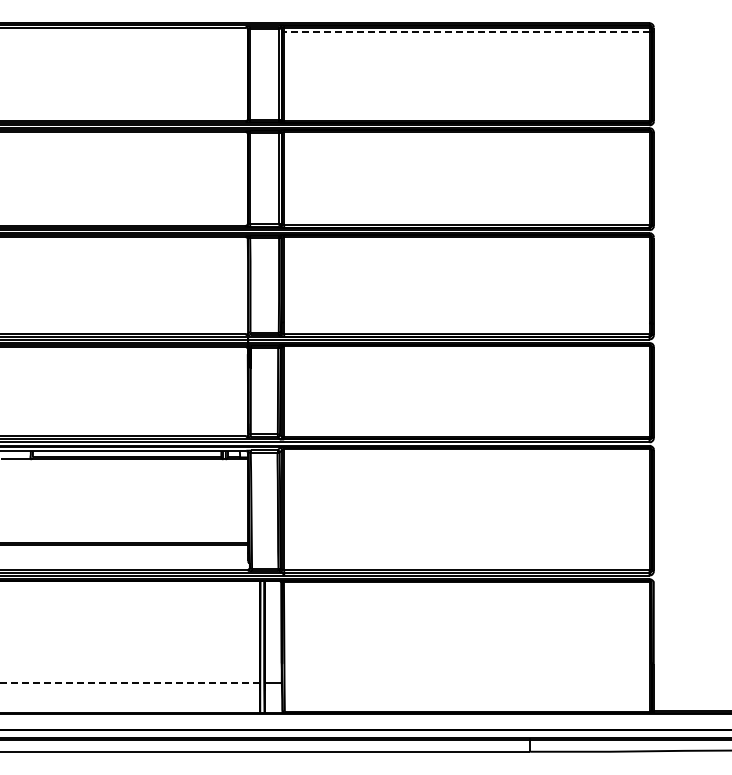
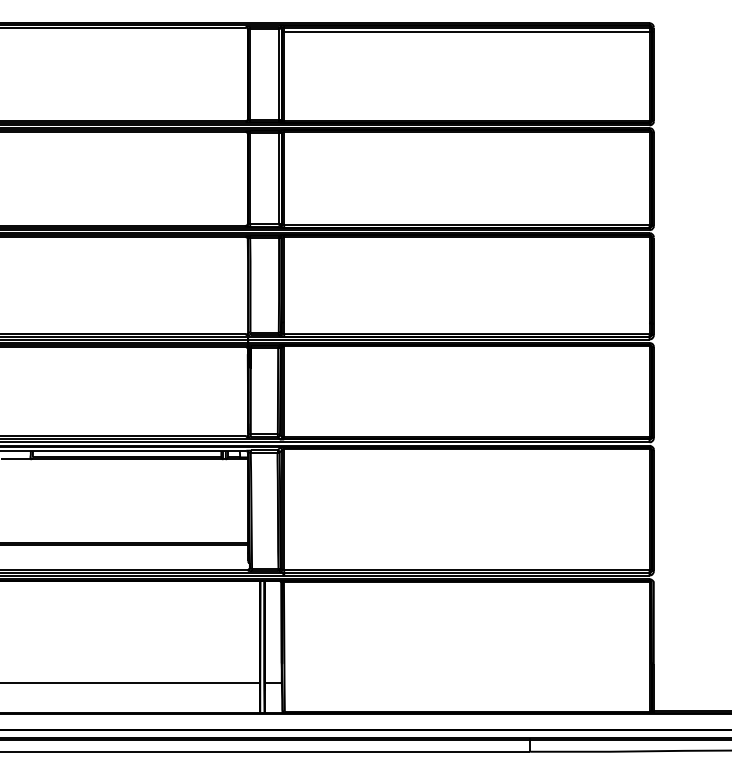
line: dashed -> solid (466, 32)
line: dashed -> solid (130, 683)
